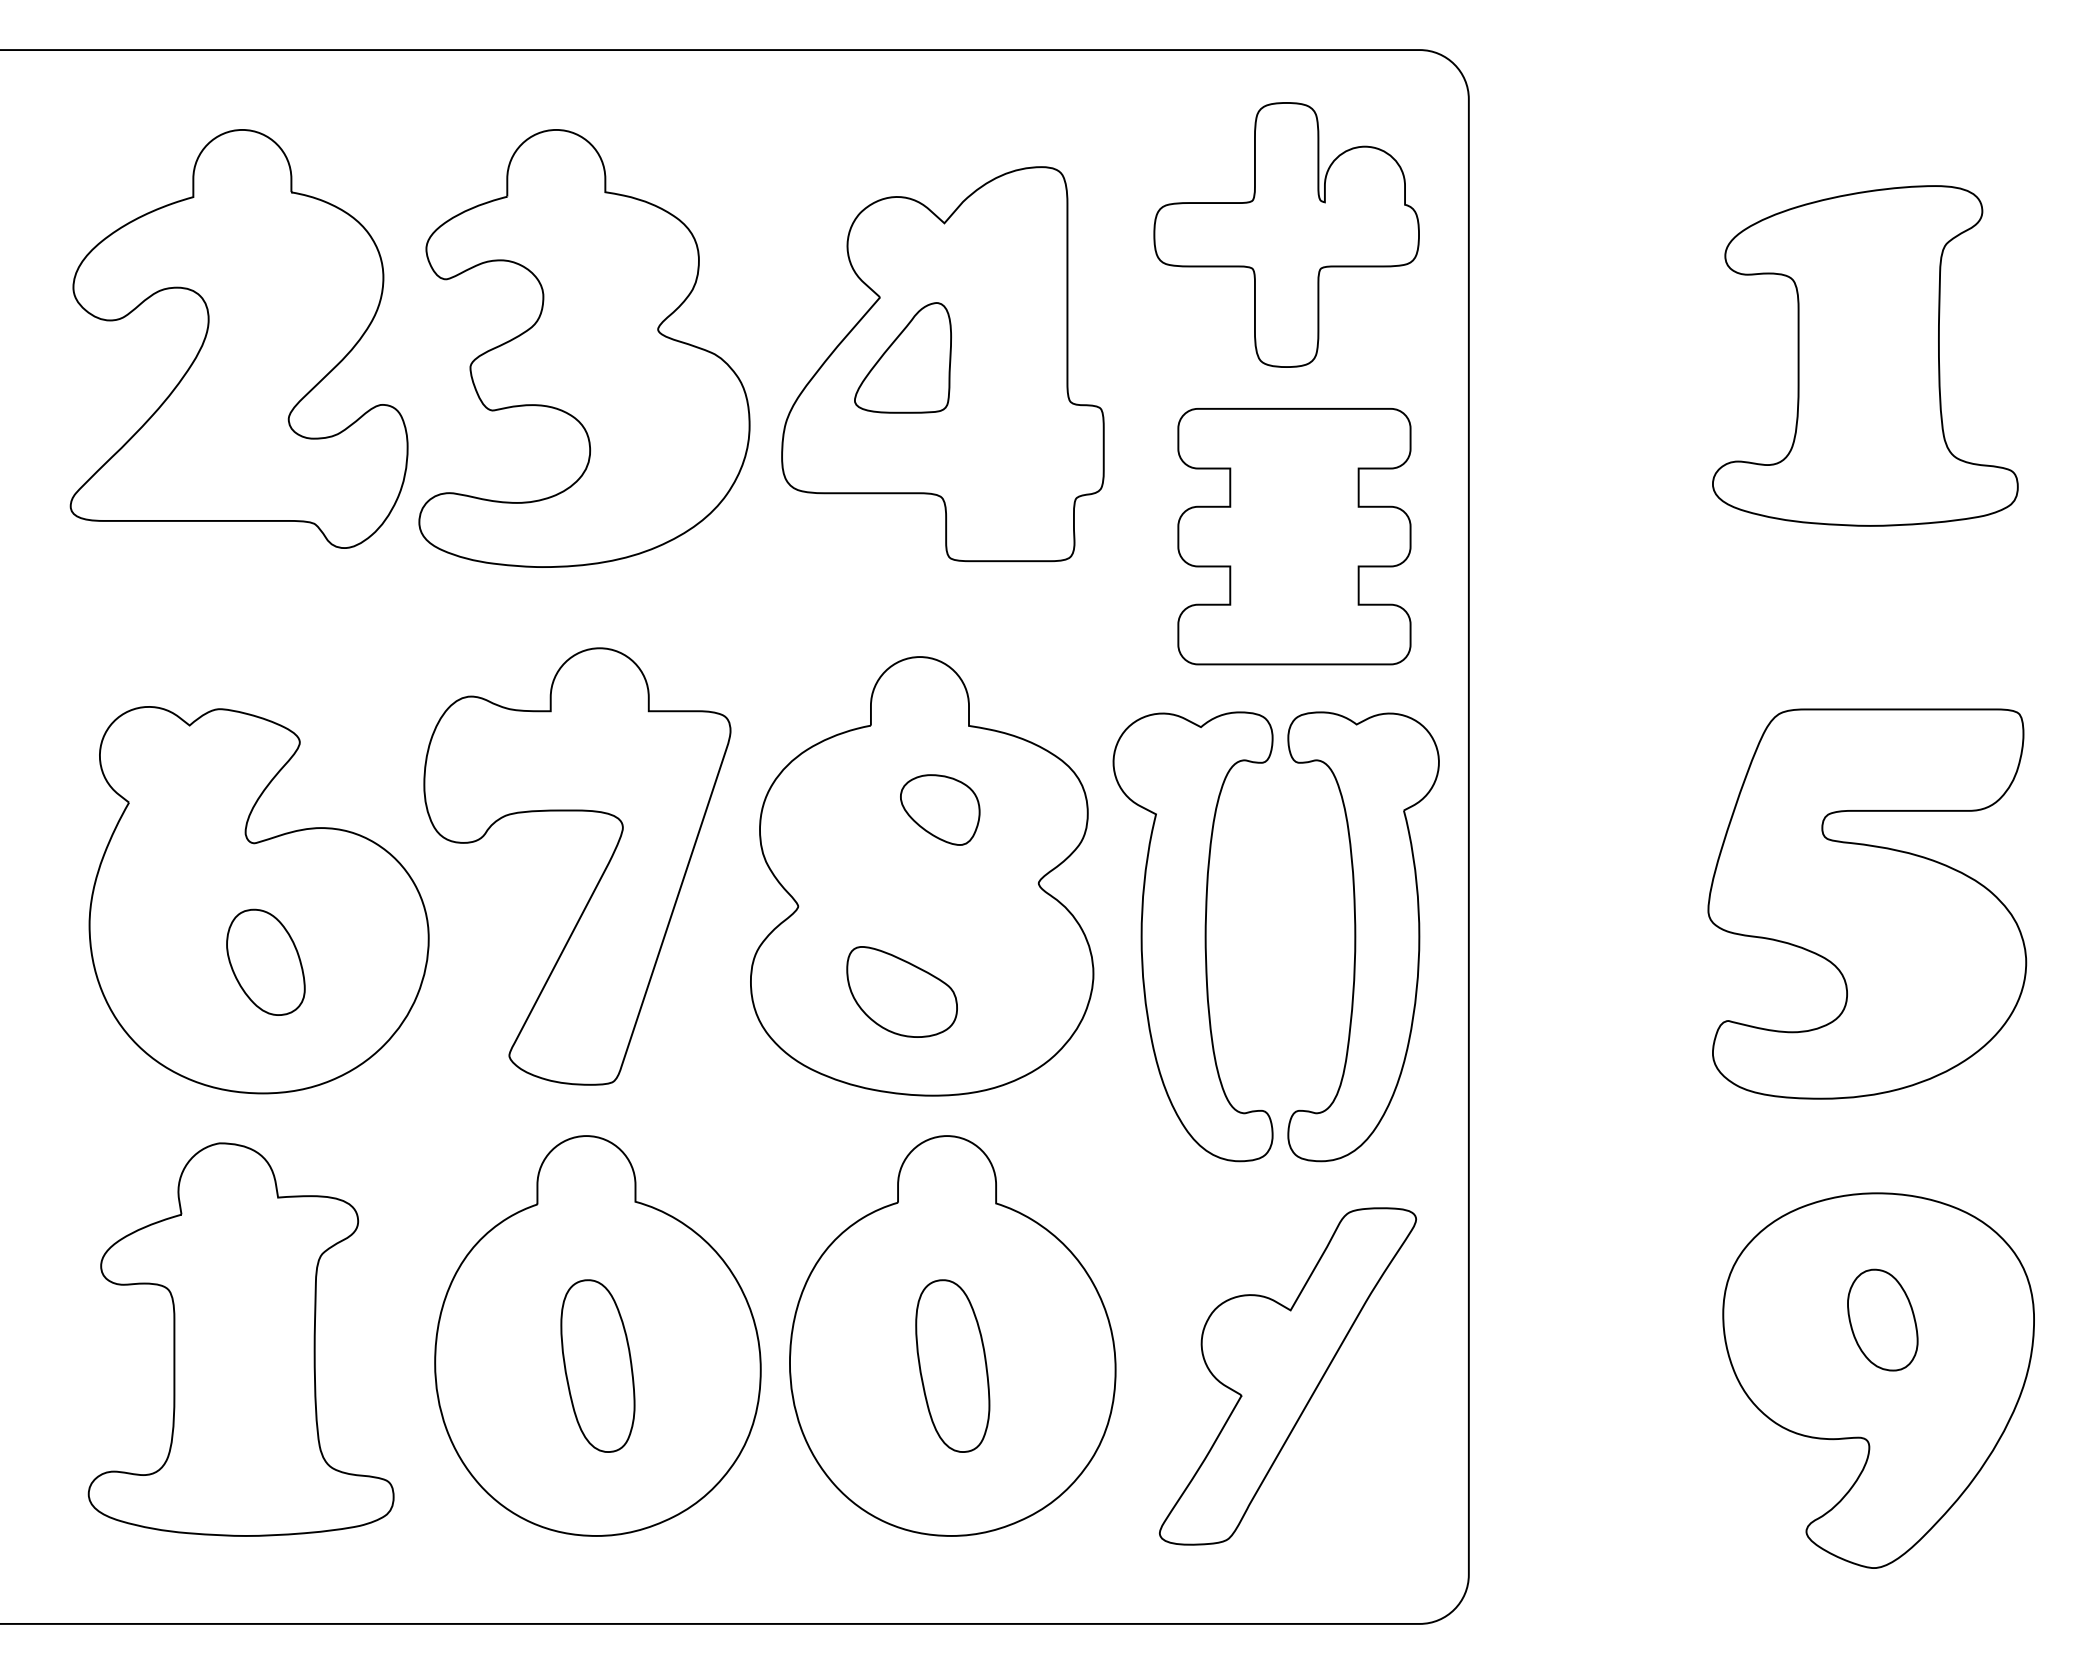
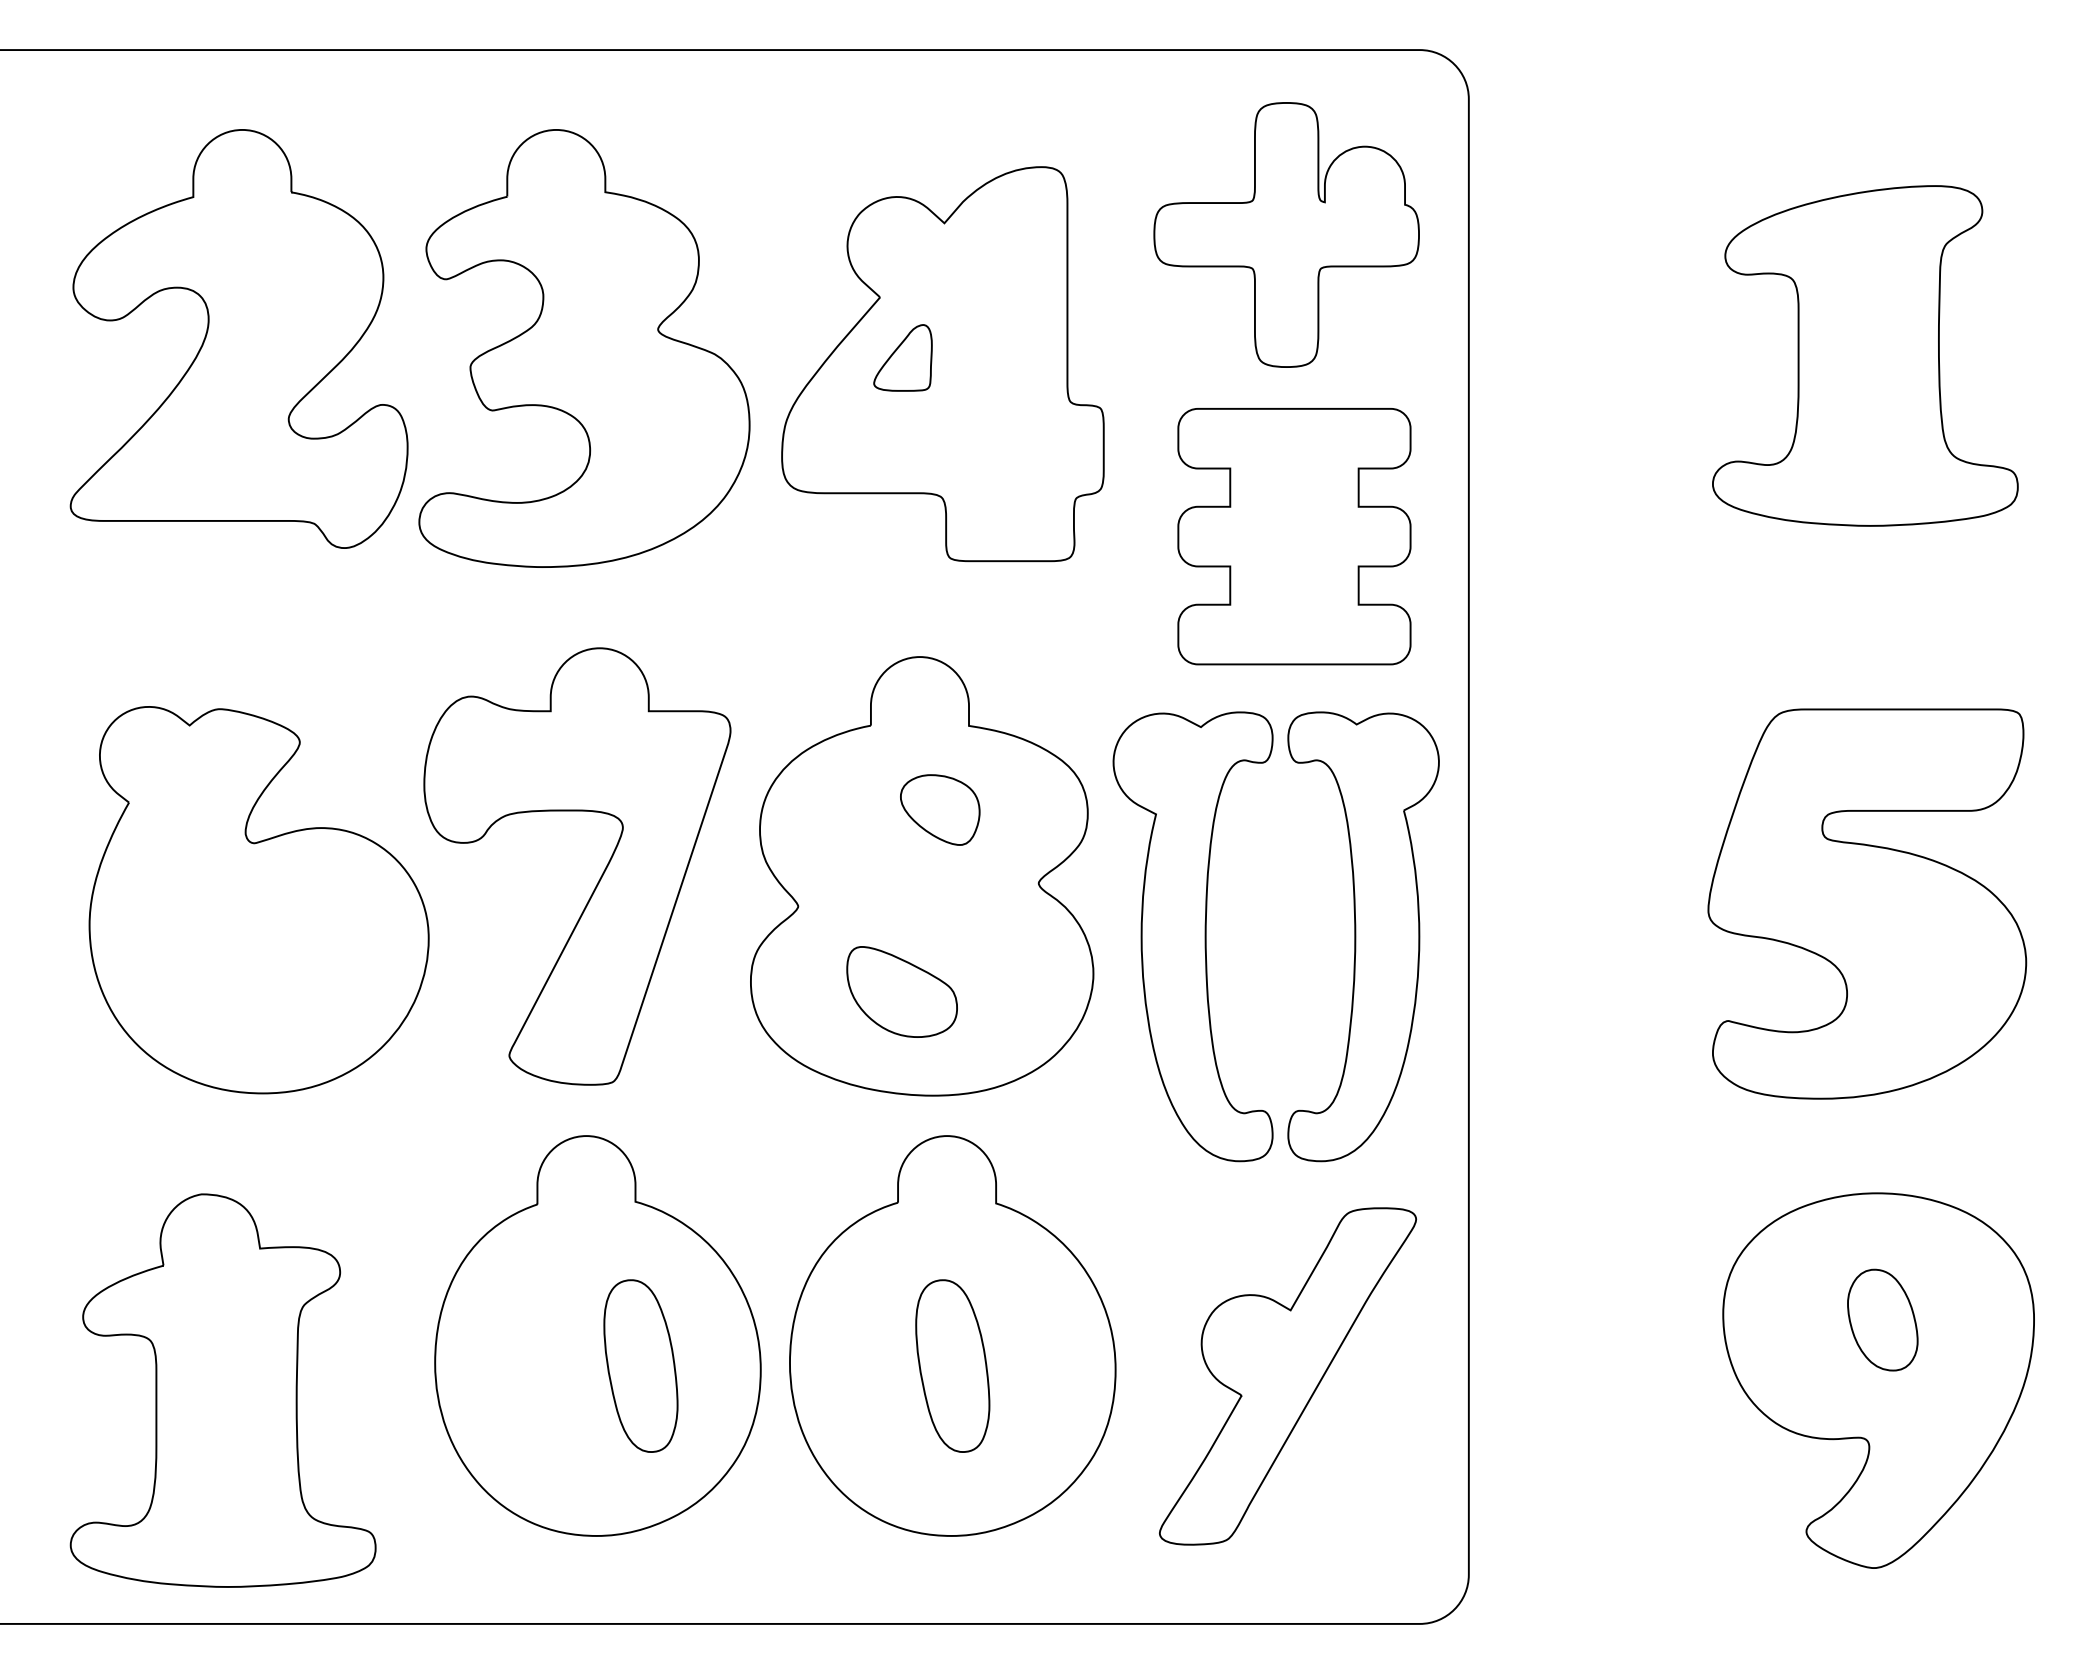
part size: 98x112 px -> 60x68 px (902, 357)
part: present -> none (265, 961)
part position: (240, 1339) -> (222, 1390) (222, 1390)
part position: (597, 1365) -> (640, 1365) (640, 1365)
